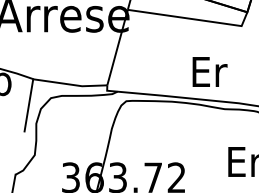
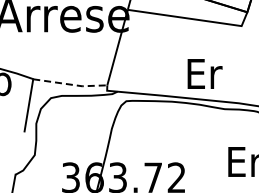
text position: (209, 71) -> (204, 73) (204, 73)
line: solid -> dashed (71, 84)
